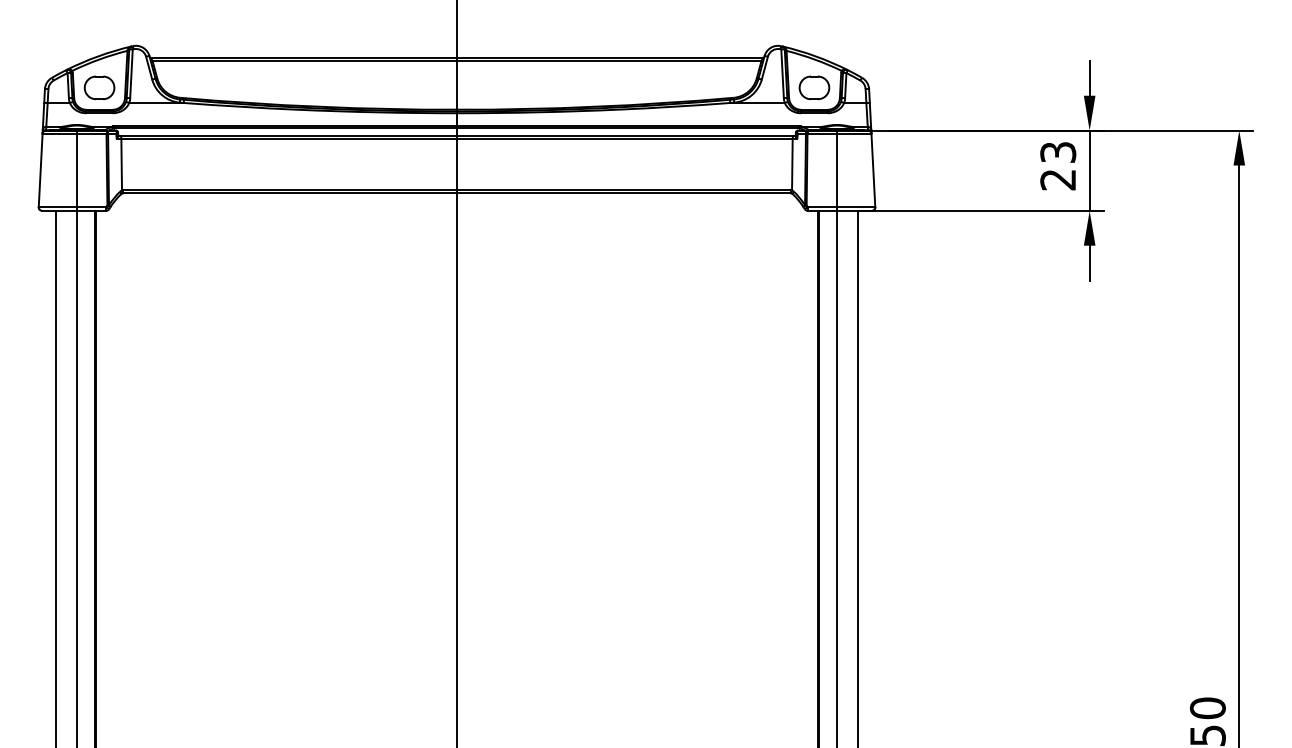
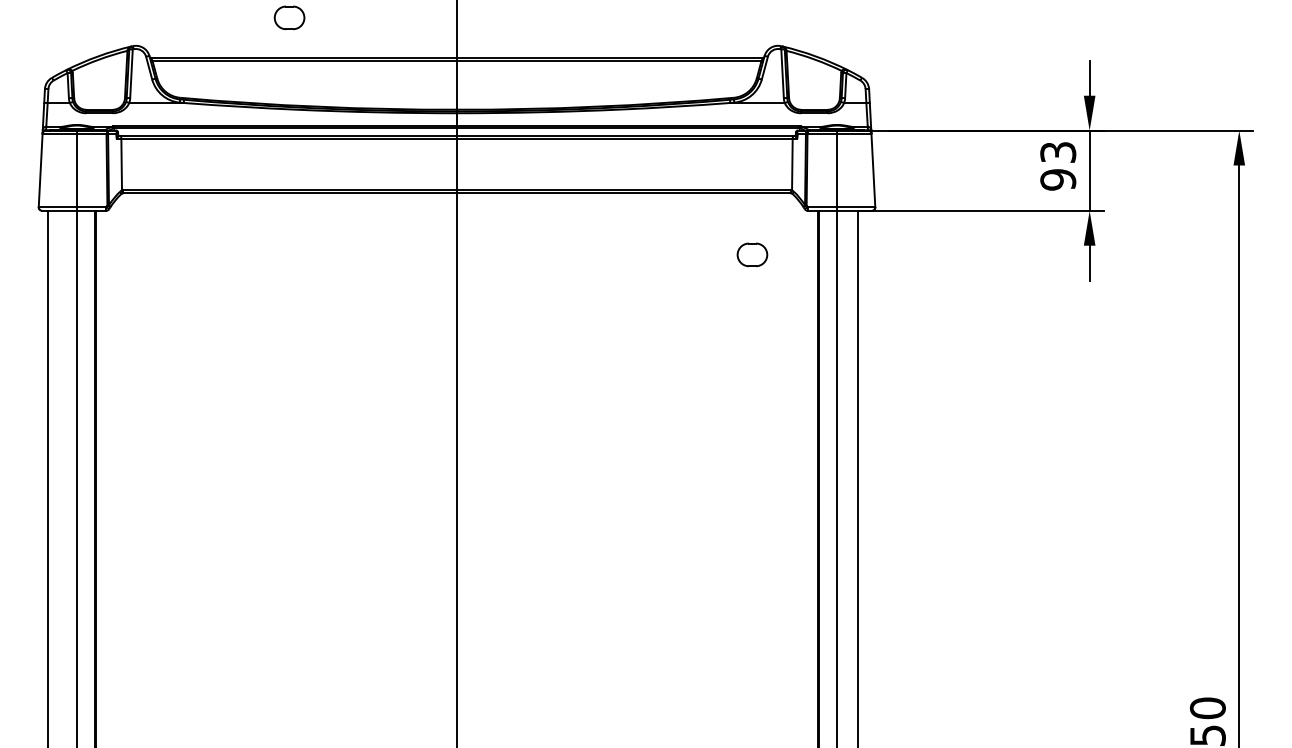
part position: (99, 87) -> (289, 17) (289, 17)
part position: (814, 87) -> (752, 254) (752, 254)
text: 23 -> 93 (1058, 179)
line position: (56, 477) -> (48, 477) (48, 477)
